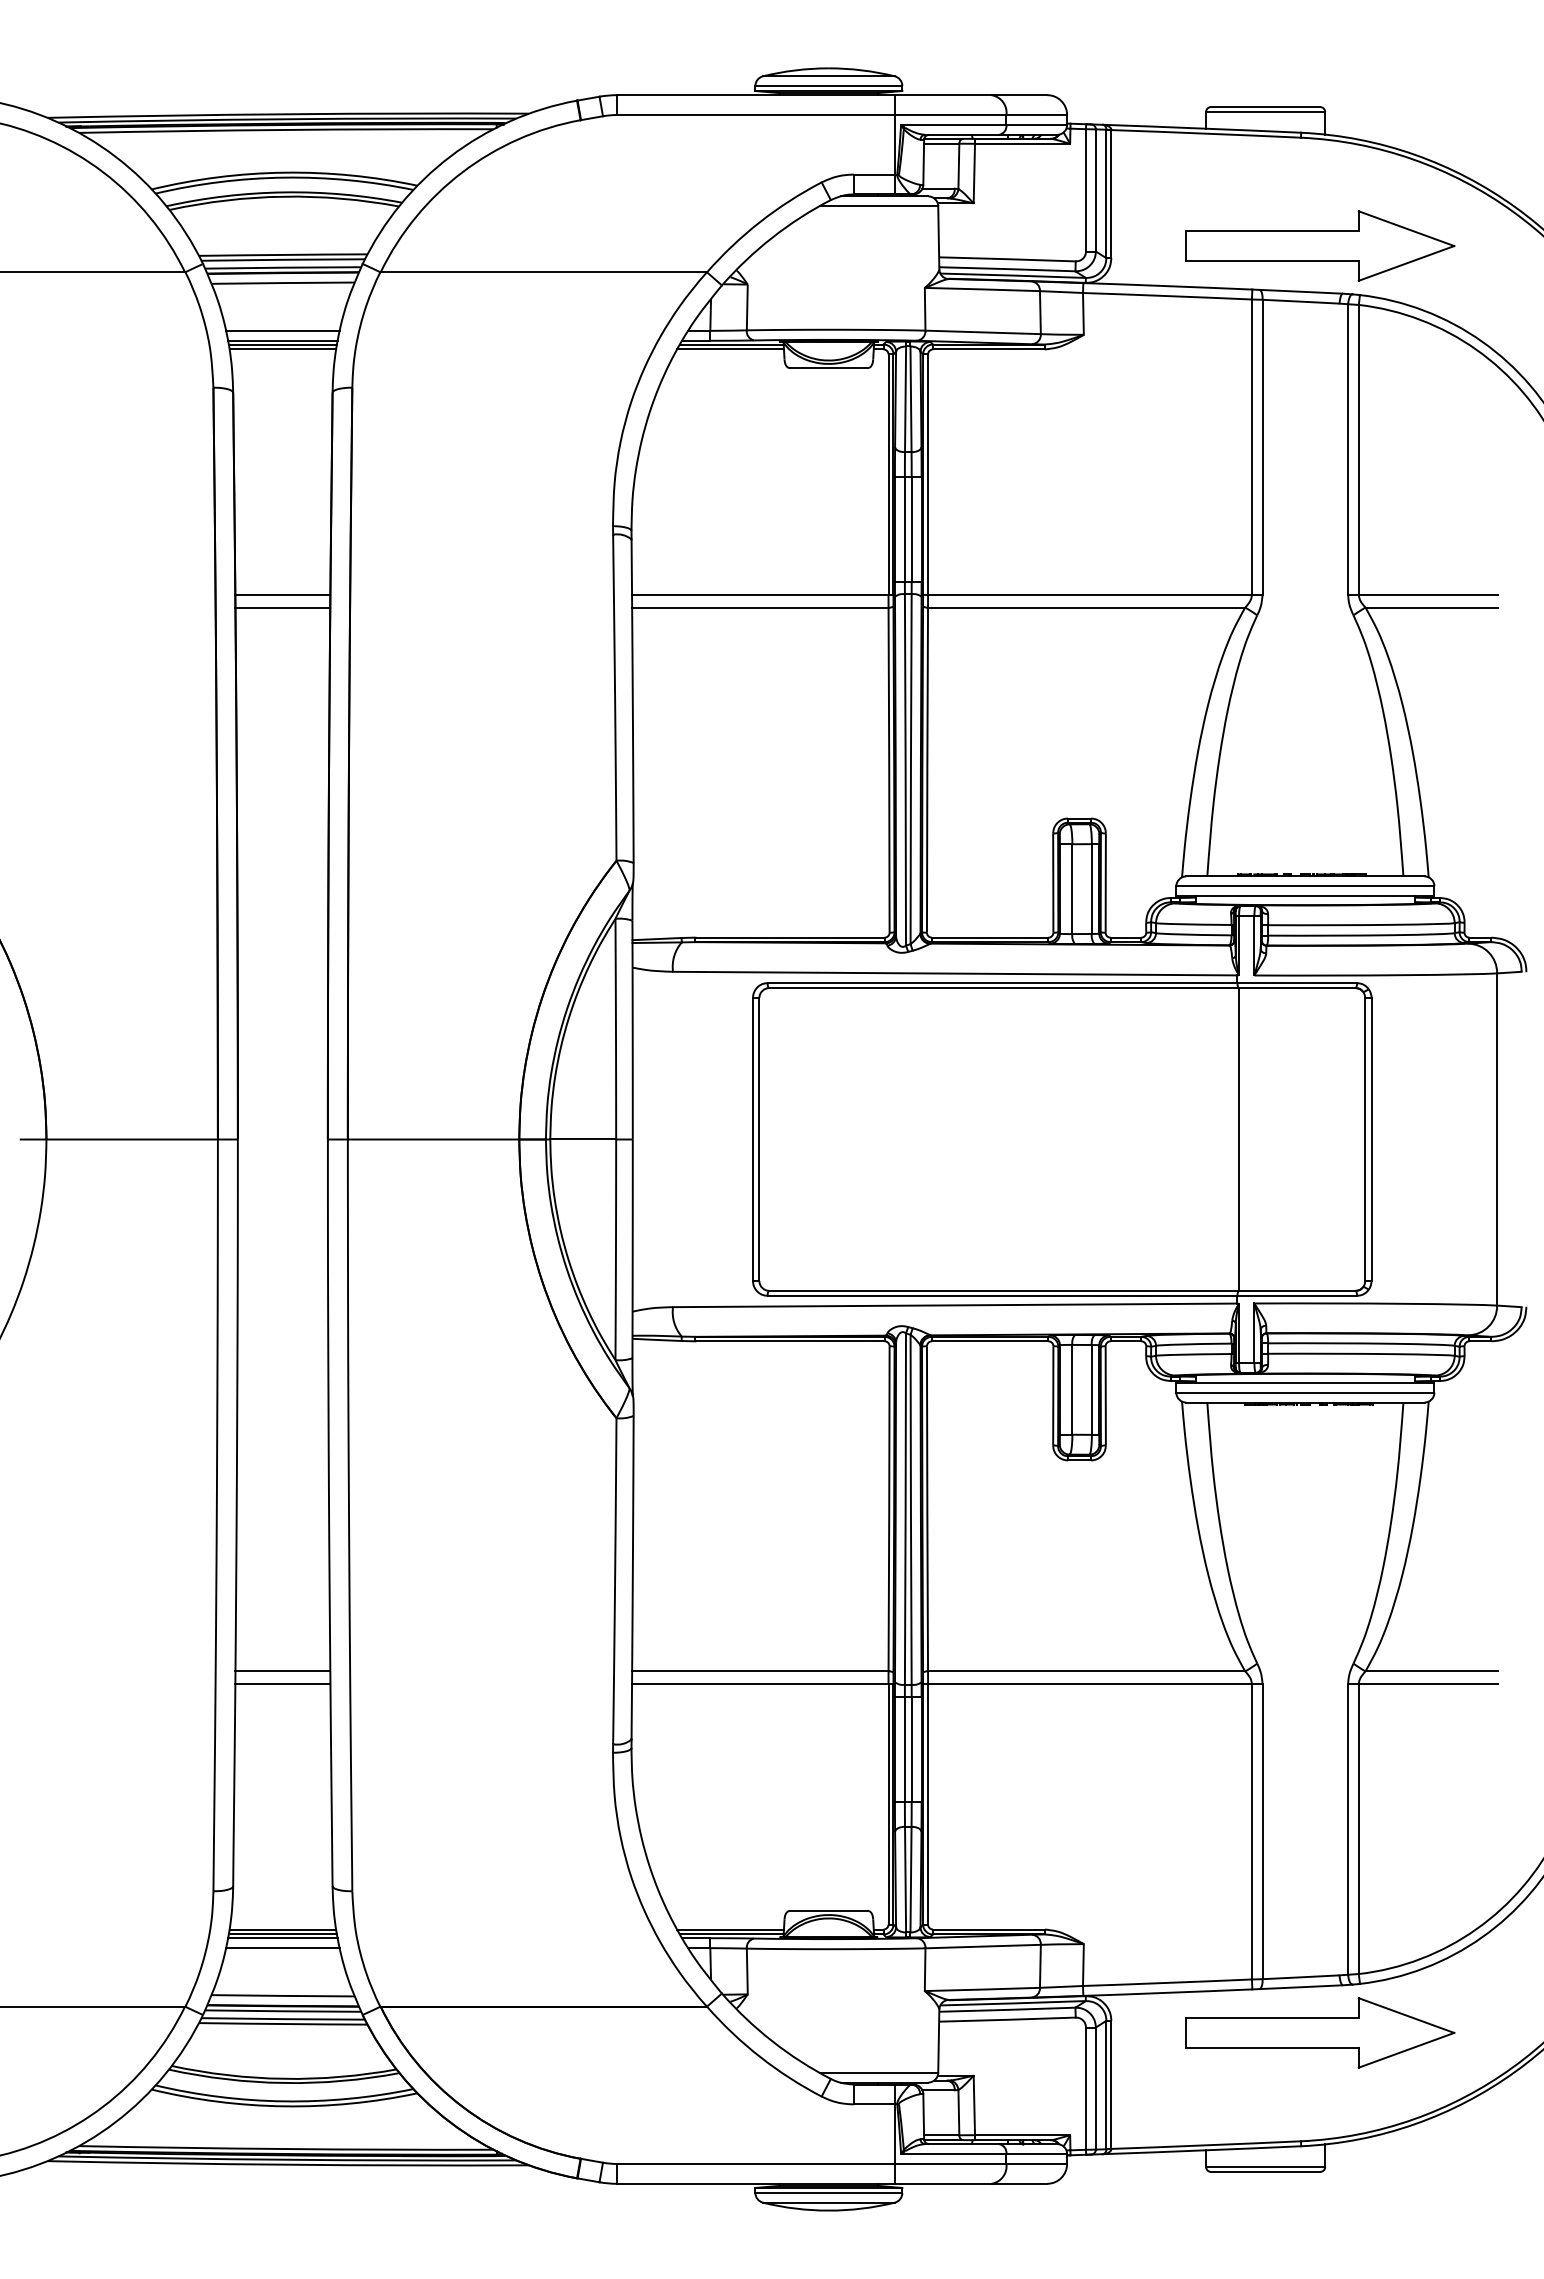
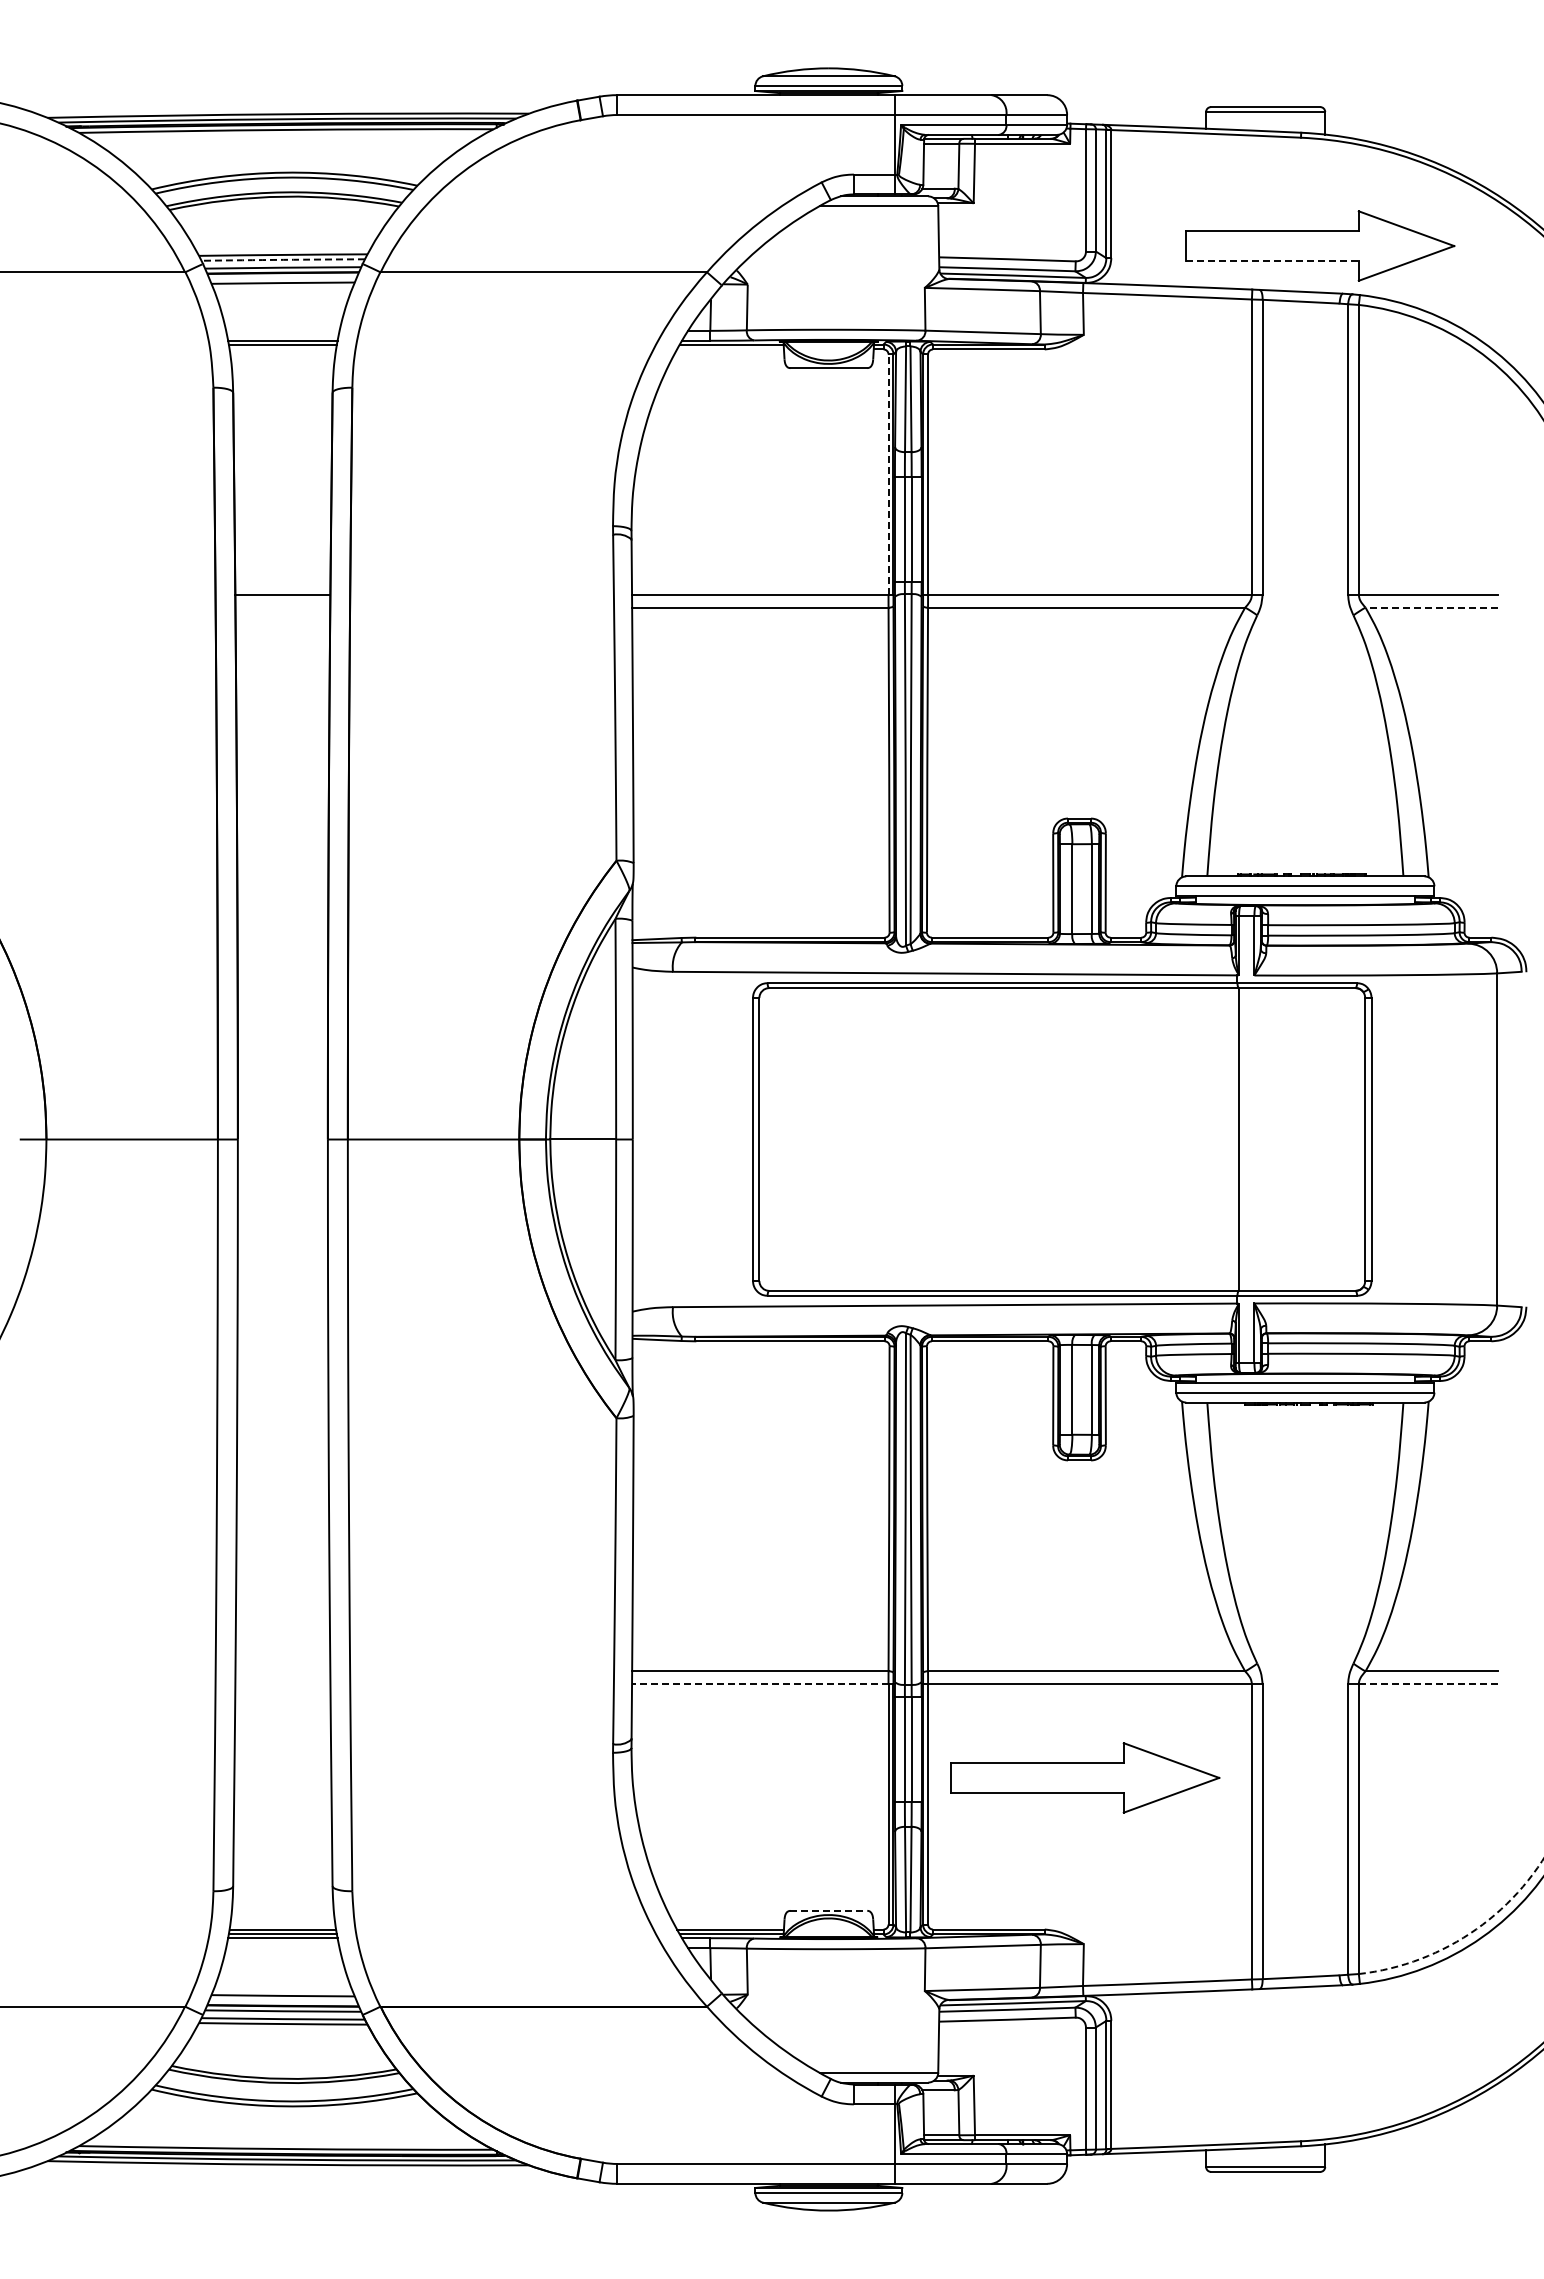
arc: solid -> dashed (283, 259)
line: solid -> dashed (1273, 260)
line: present -> none (282, 330)
line: present -> none (282, 349)
line: present -> none (730, 349)
line: solid -> dashed (888, 474)
line: present -> none (282, 607)
line: solid -> dashed (1431, 607)
line: present -> none (282, 1671)
line: present -> none (282, 1684)
line: solid -> dashed (759, 1684)
line: solid -> dashed (1427, 1684)
line: solid -> dashed (829, 1910)
arc: solid -> dashed (1464, 1937)
line: present -> none (282, 1948)
part position: (1320, 2032) -> (1085, 1777) (1085, 1777)
